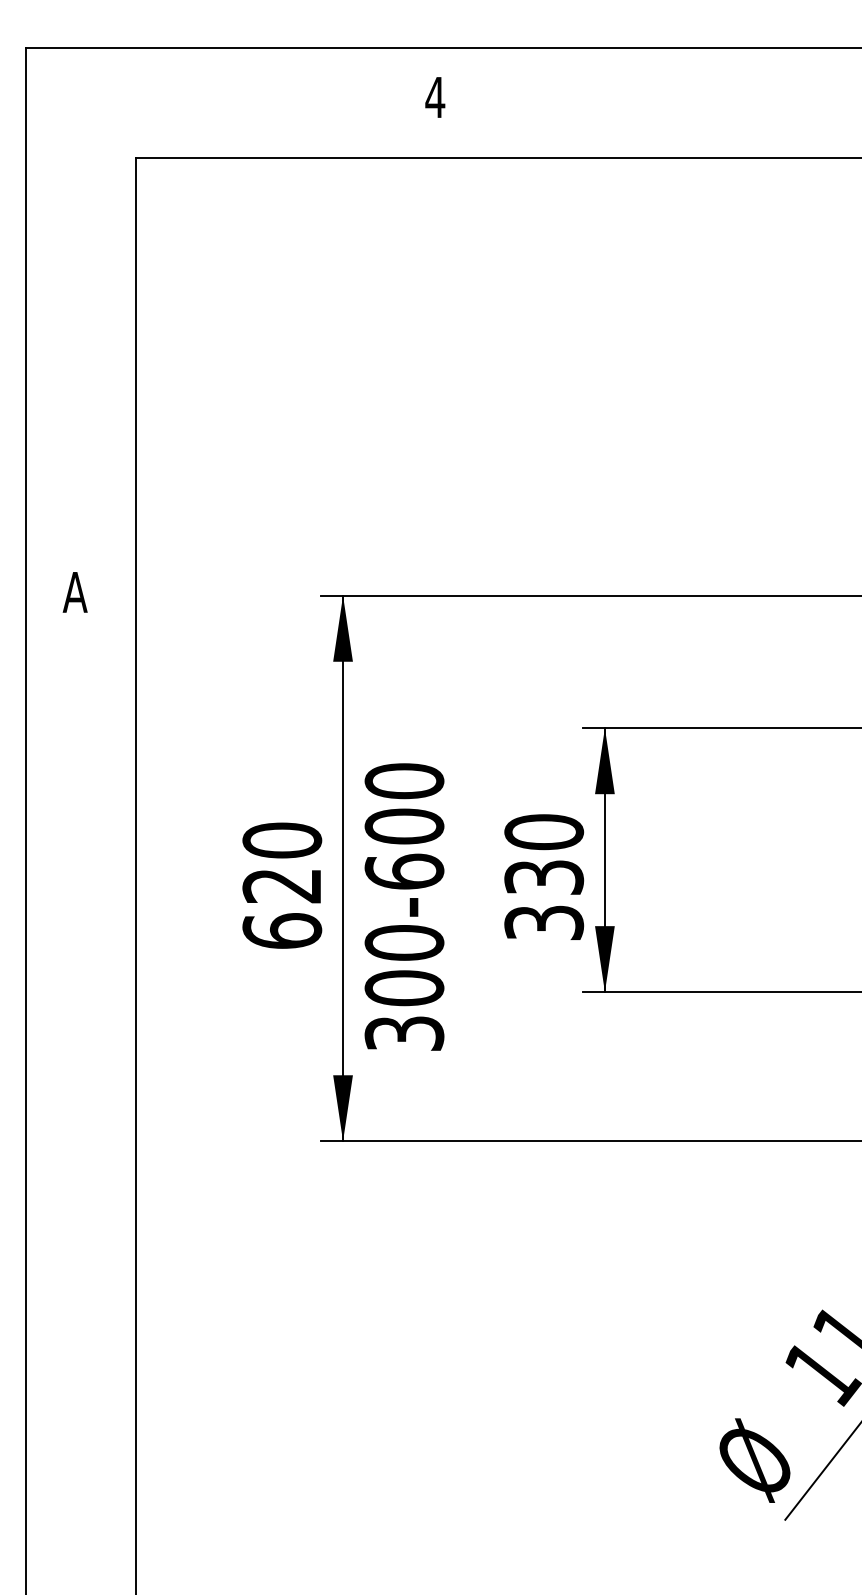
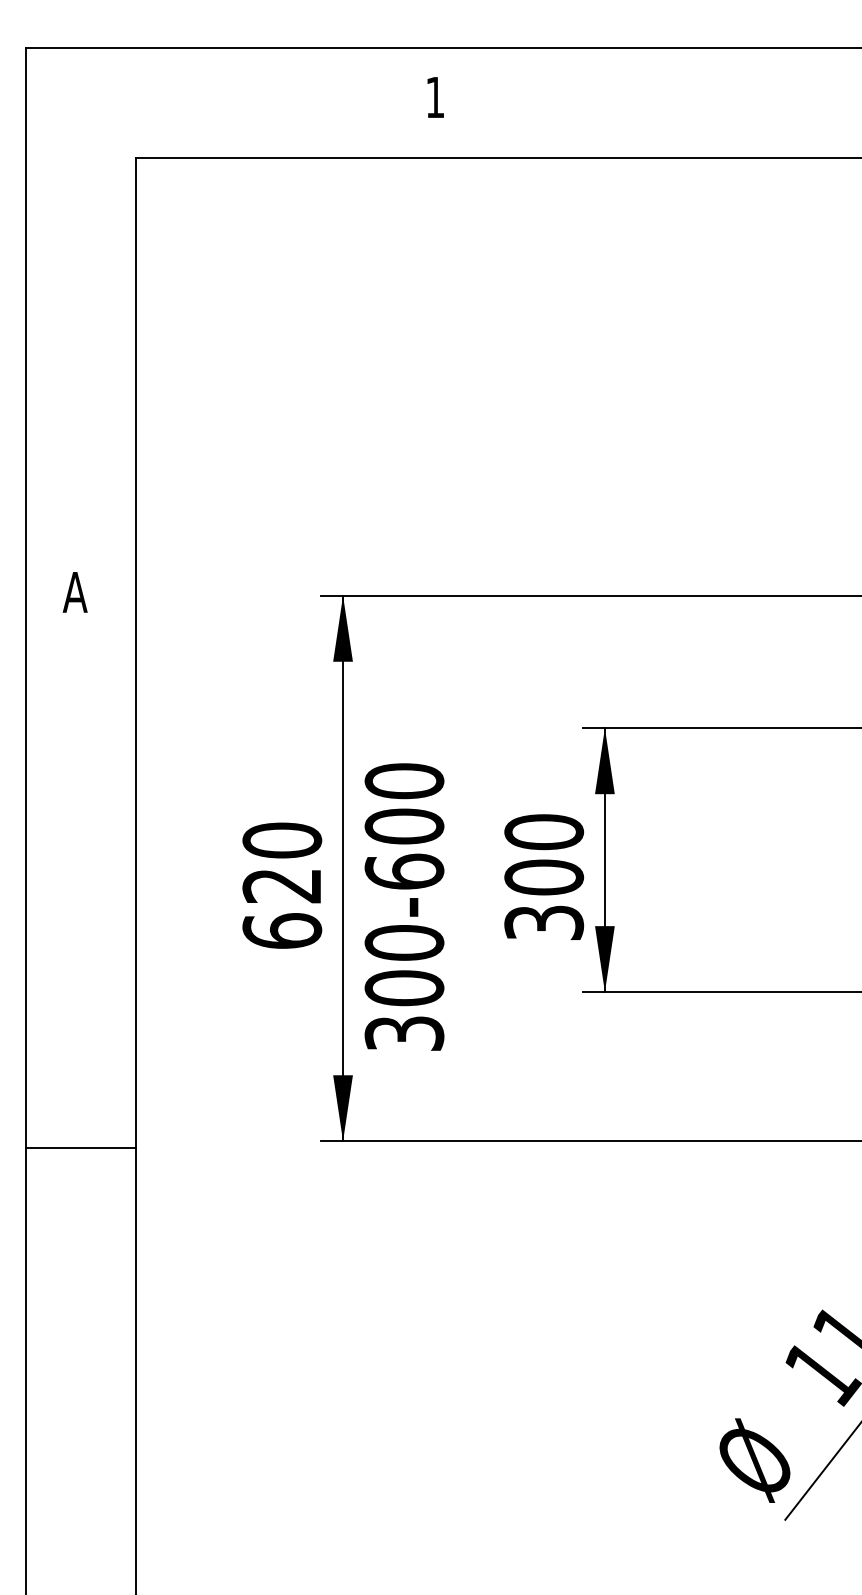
text: 4 -> 1 (435, 97)
text: 330 -> 300 (544, 877)
line: none -> present (80, 1147)
